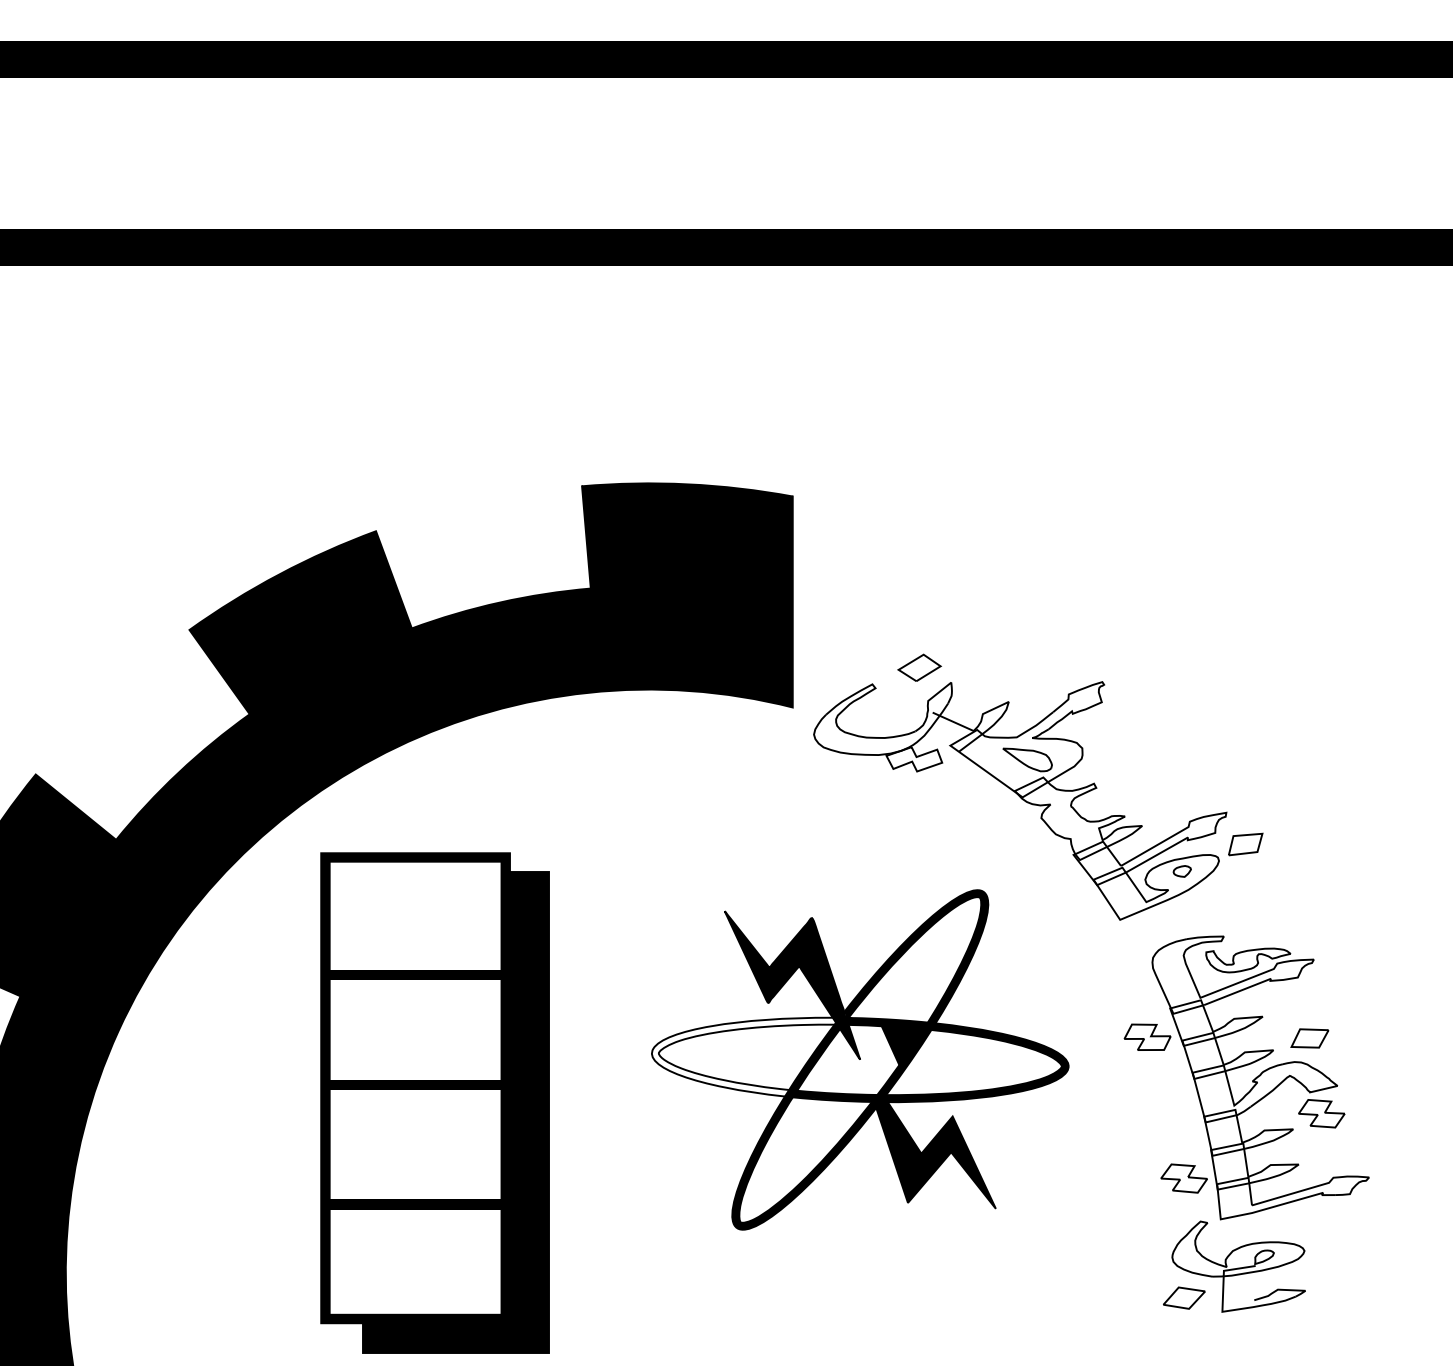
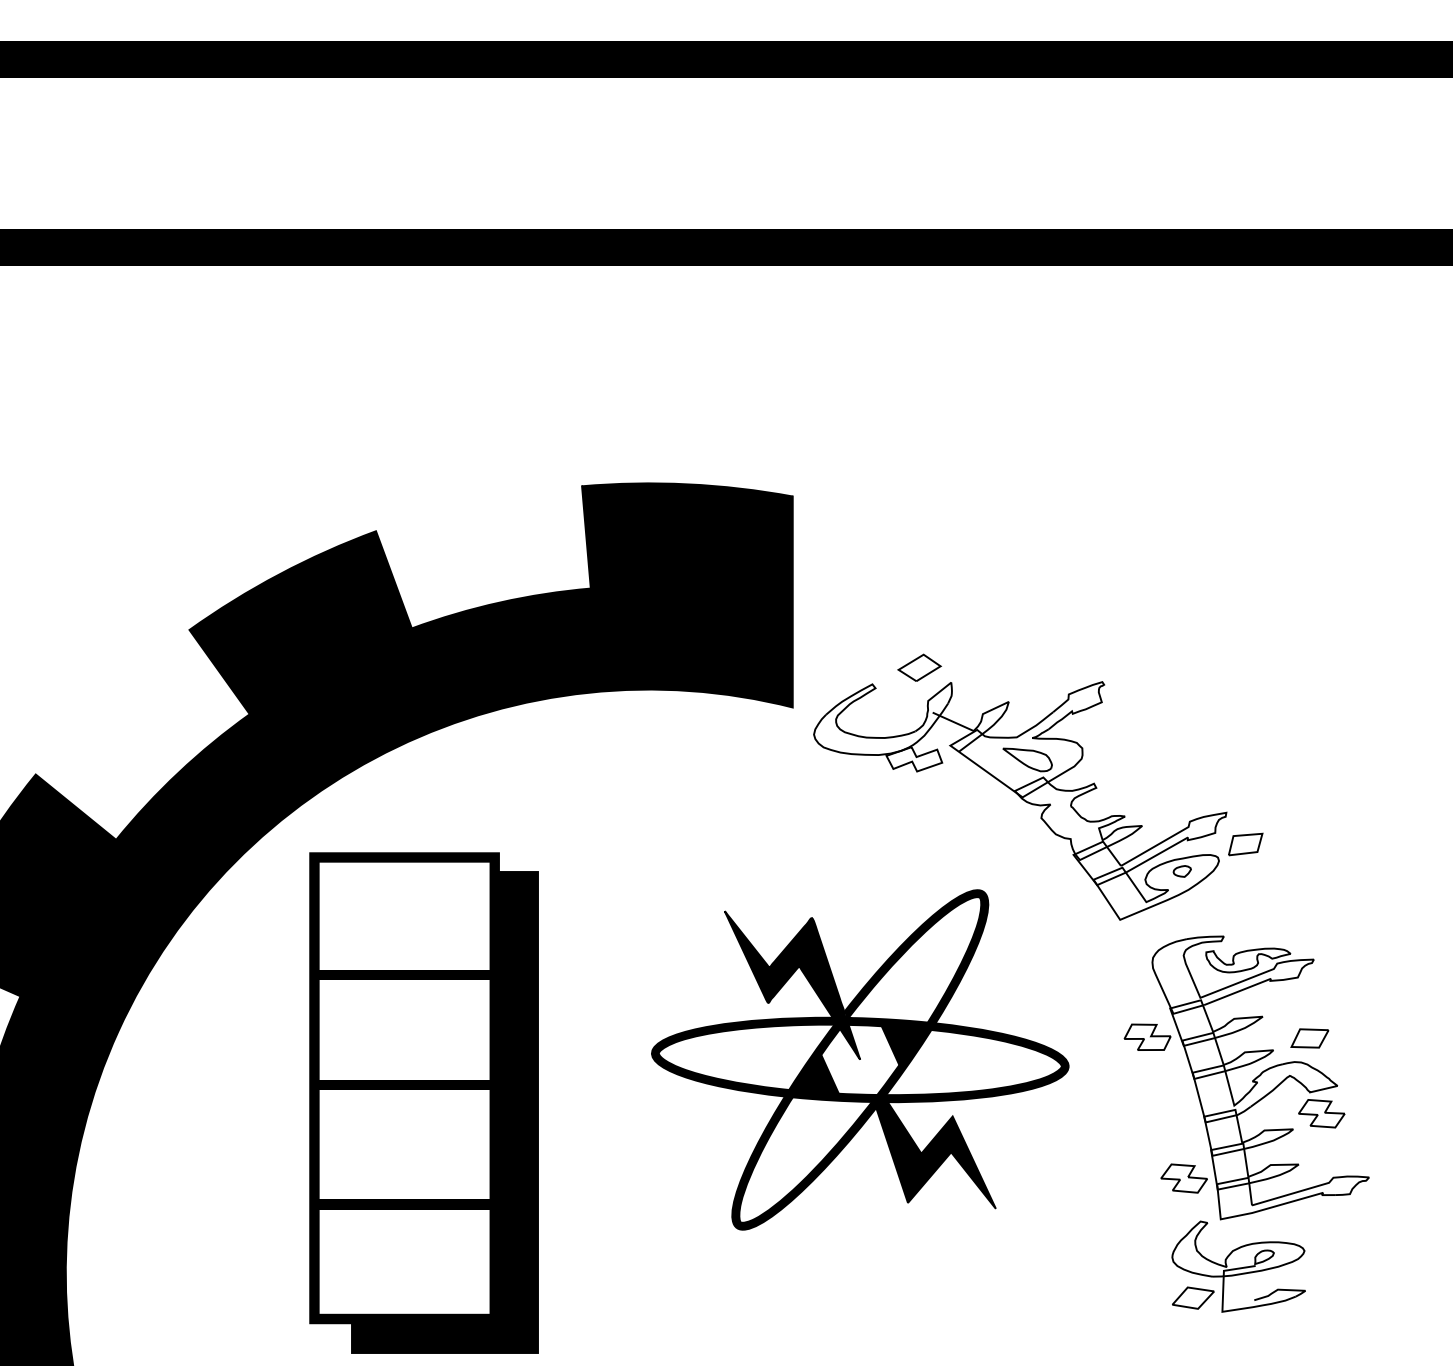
fill: none -> present (753, 1059)
part position: (434, 1102) -> (423, 1102) (423, 1102)
part position: (1184, 1297) -> (1193, 1297) (1193, 1297)
